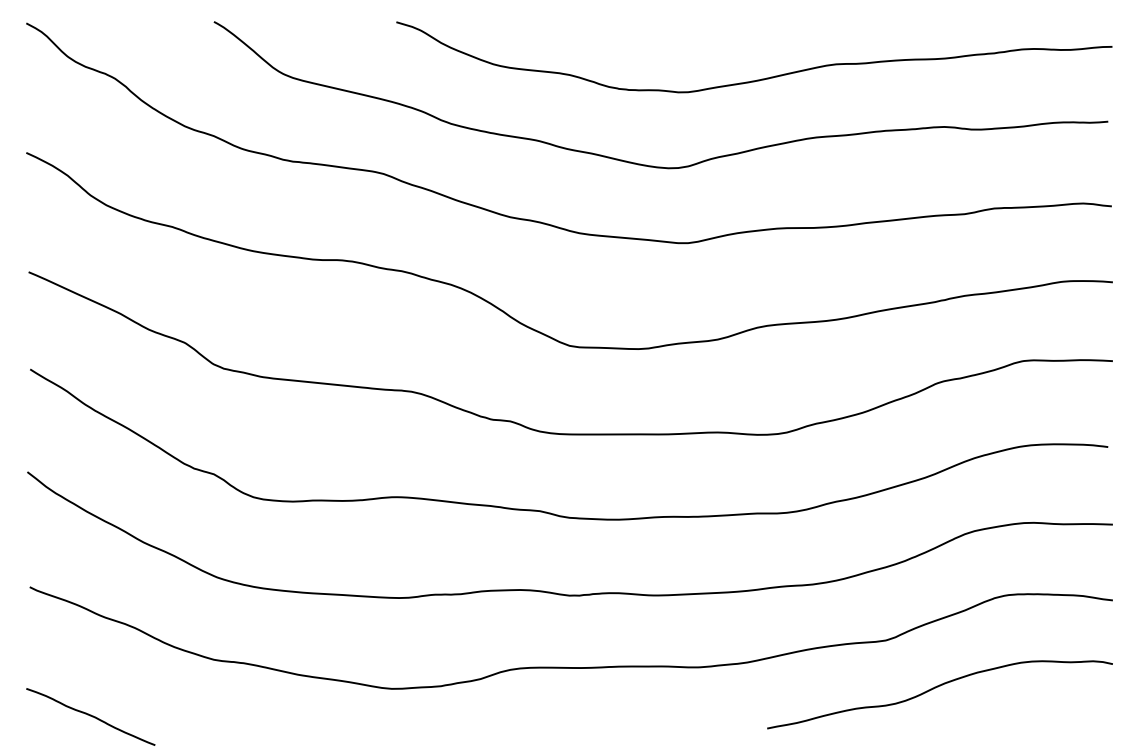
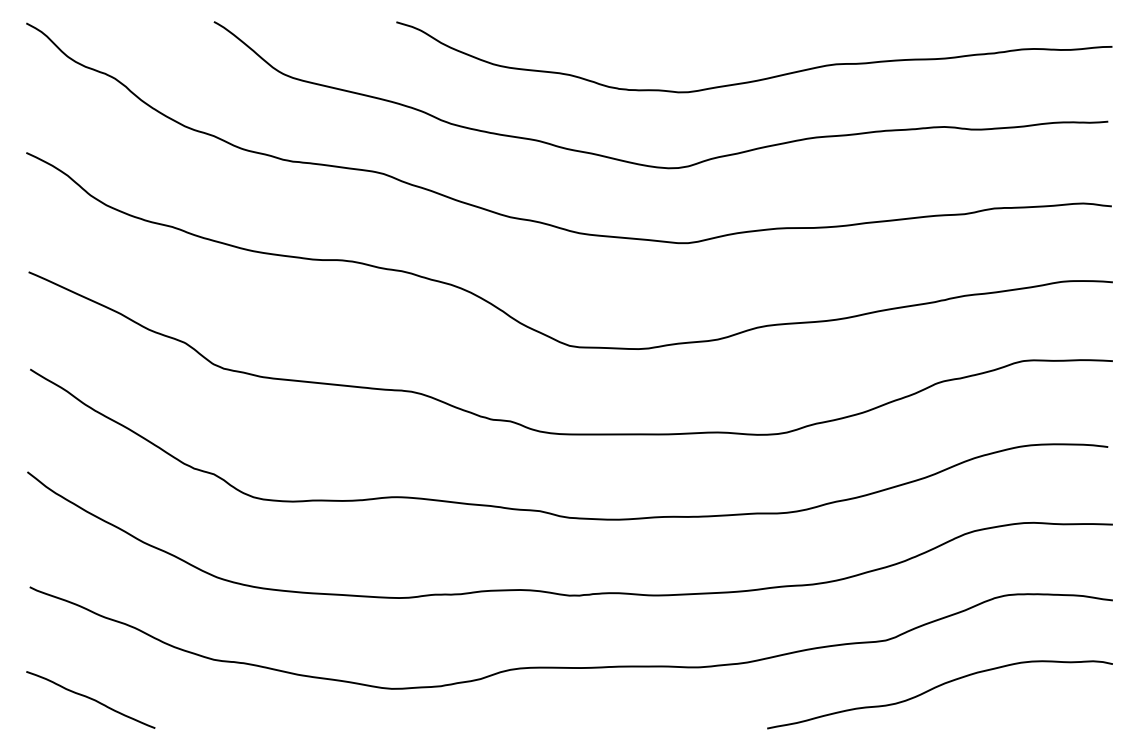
curve position: (90, 716) -> (90, 699) (90, 699)
